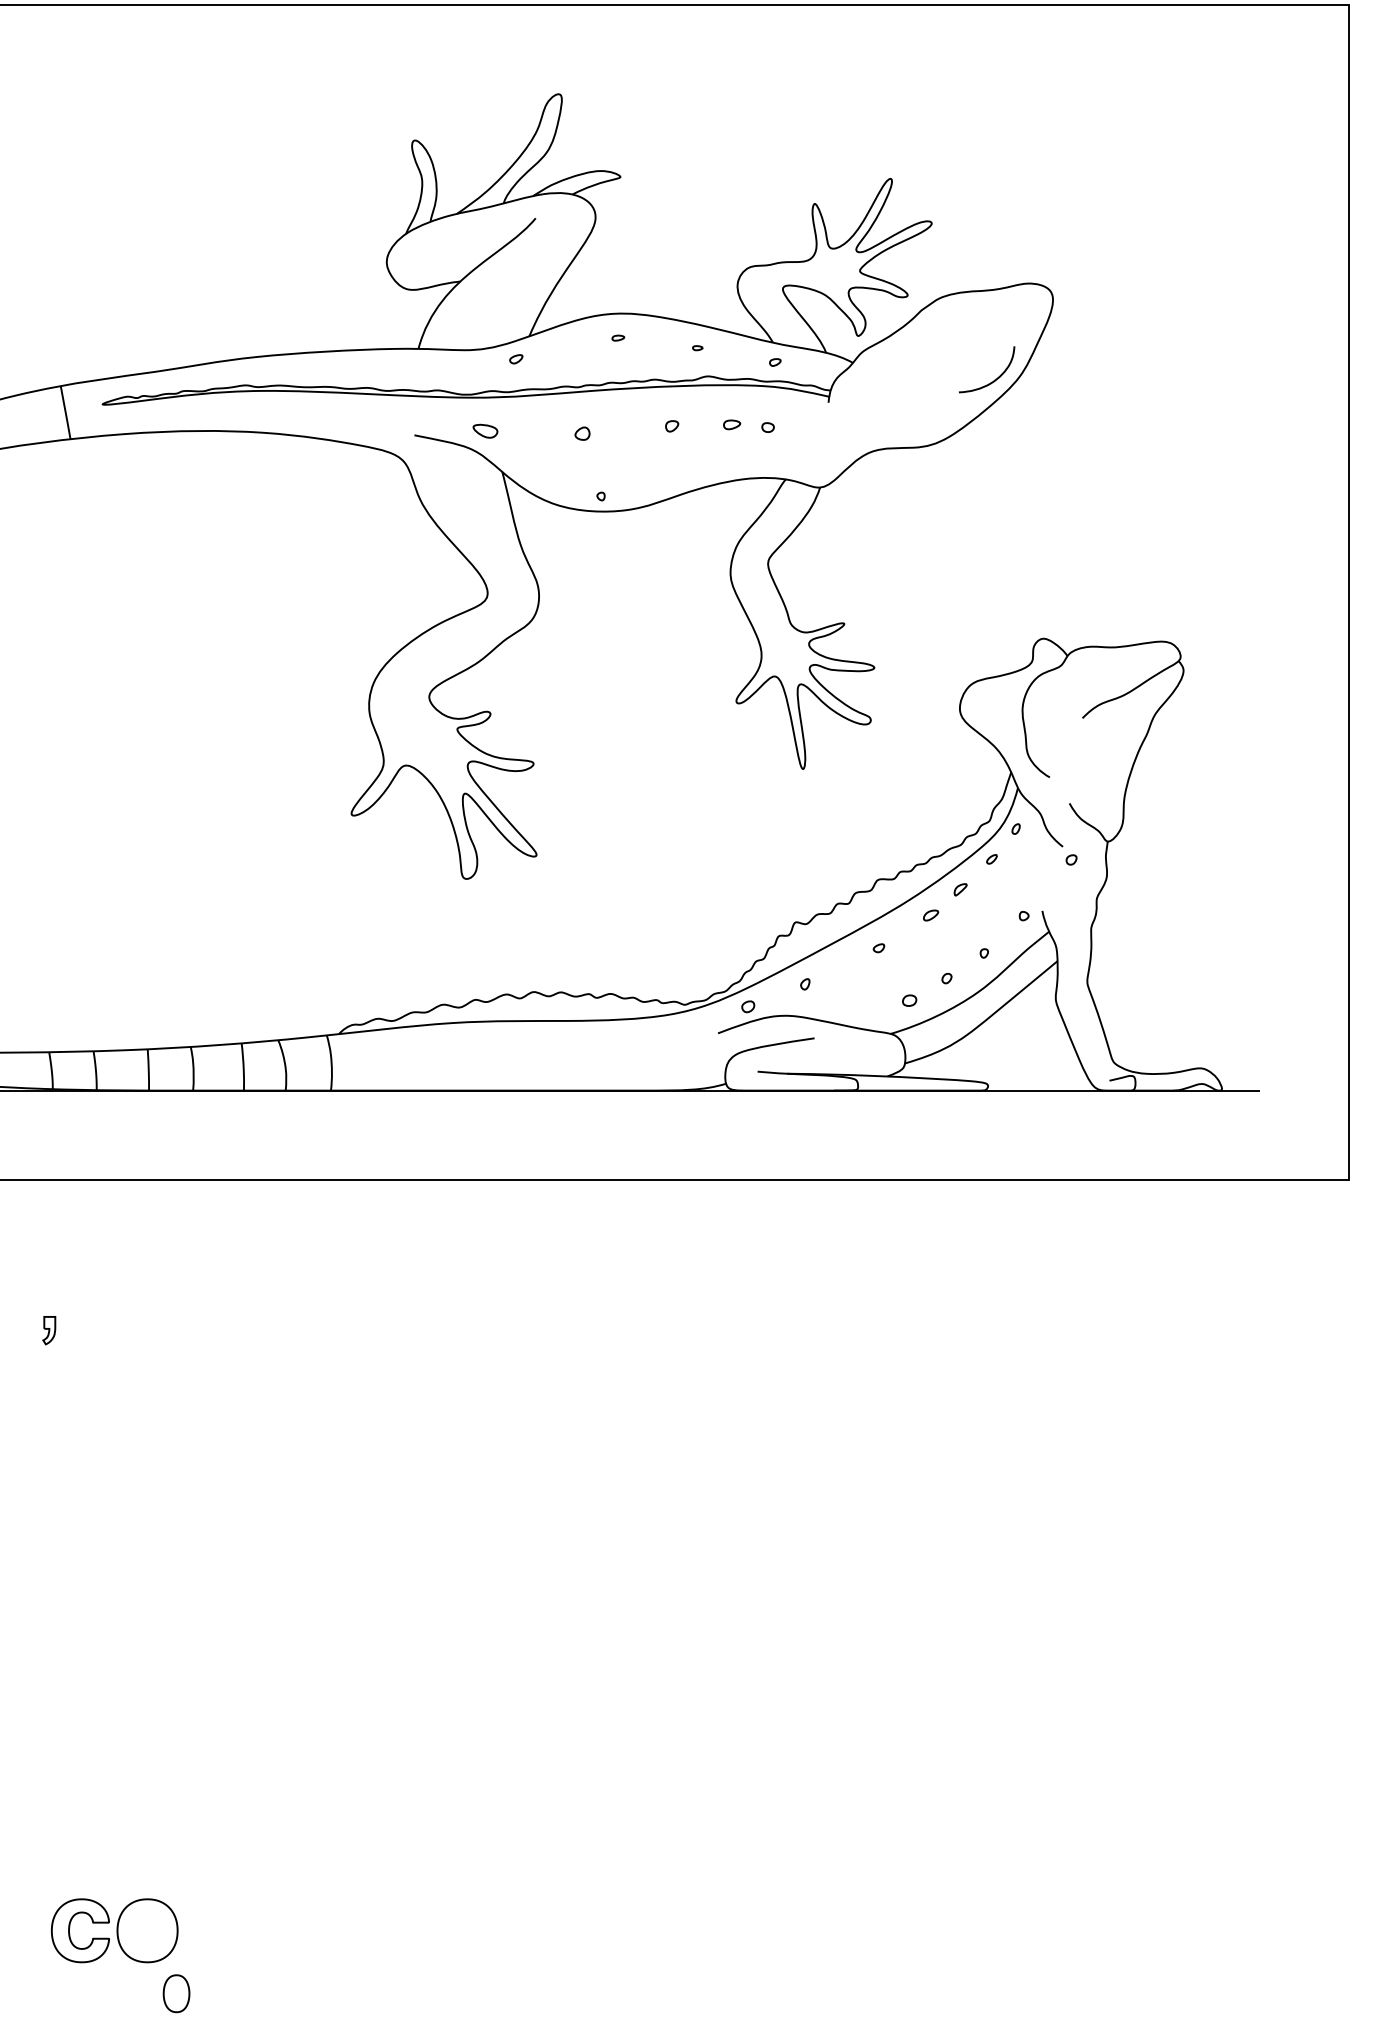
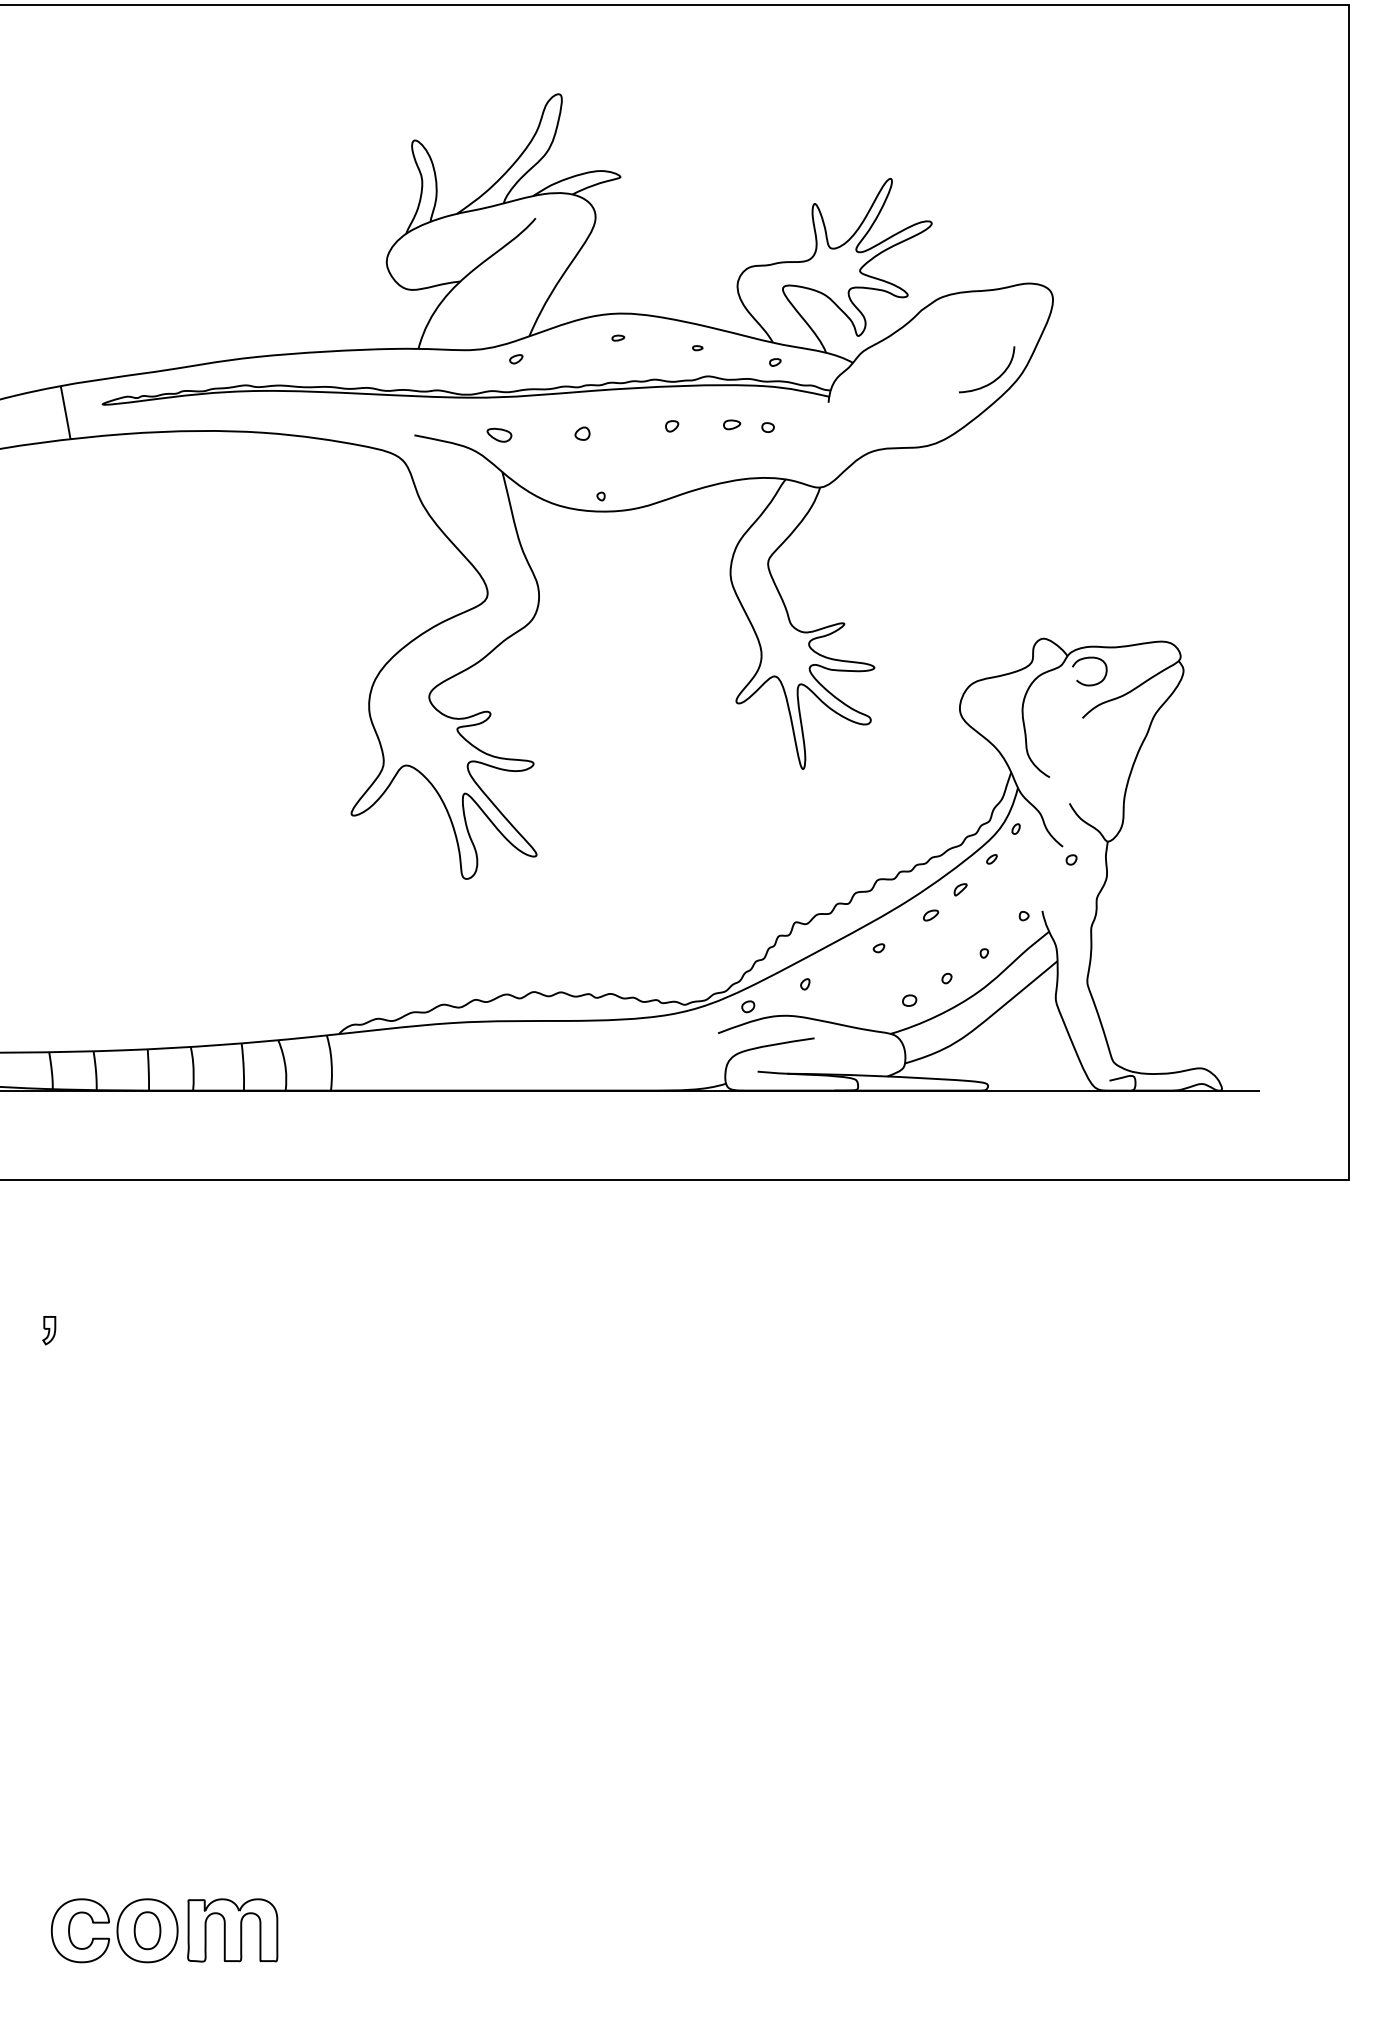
part position: (485, 430) -> (499, 434) (499, 434)
curve: none -> present (1085, 659)
part: none -> present (232, 1930)
part position: (176, 1993) -> (147, 1930) (147, 1930)
